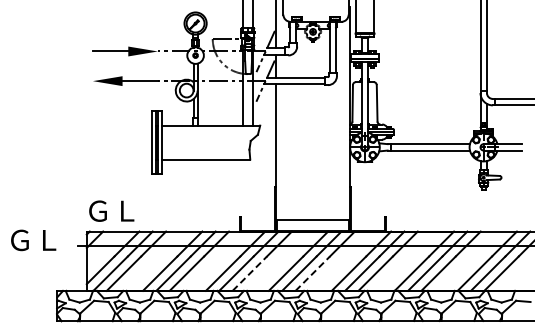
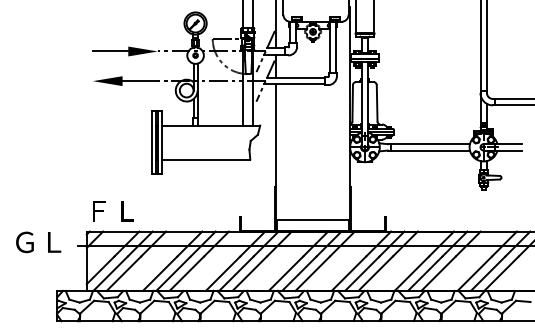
text: ＧＬ -> ＦＬ (111, 210)
text position: (33, 240) -> (38, 242) (38, 242)
line: dashed -> solid (250, 273)
line: dashed -> solid (313, 273)
